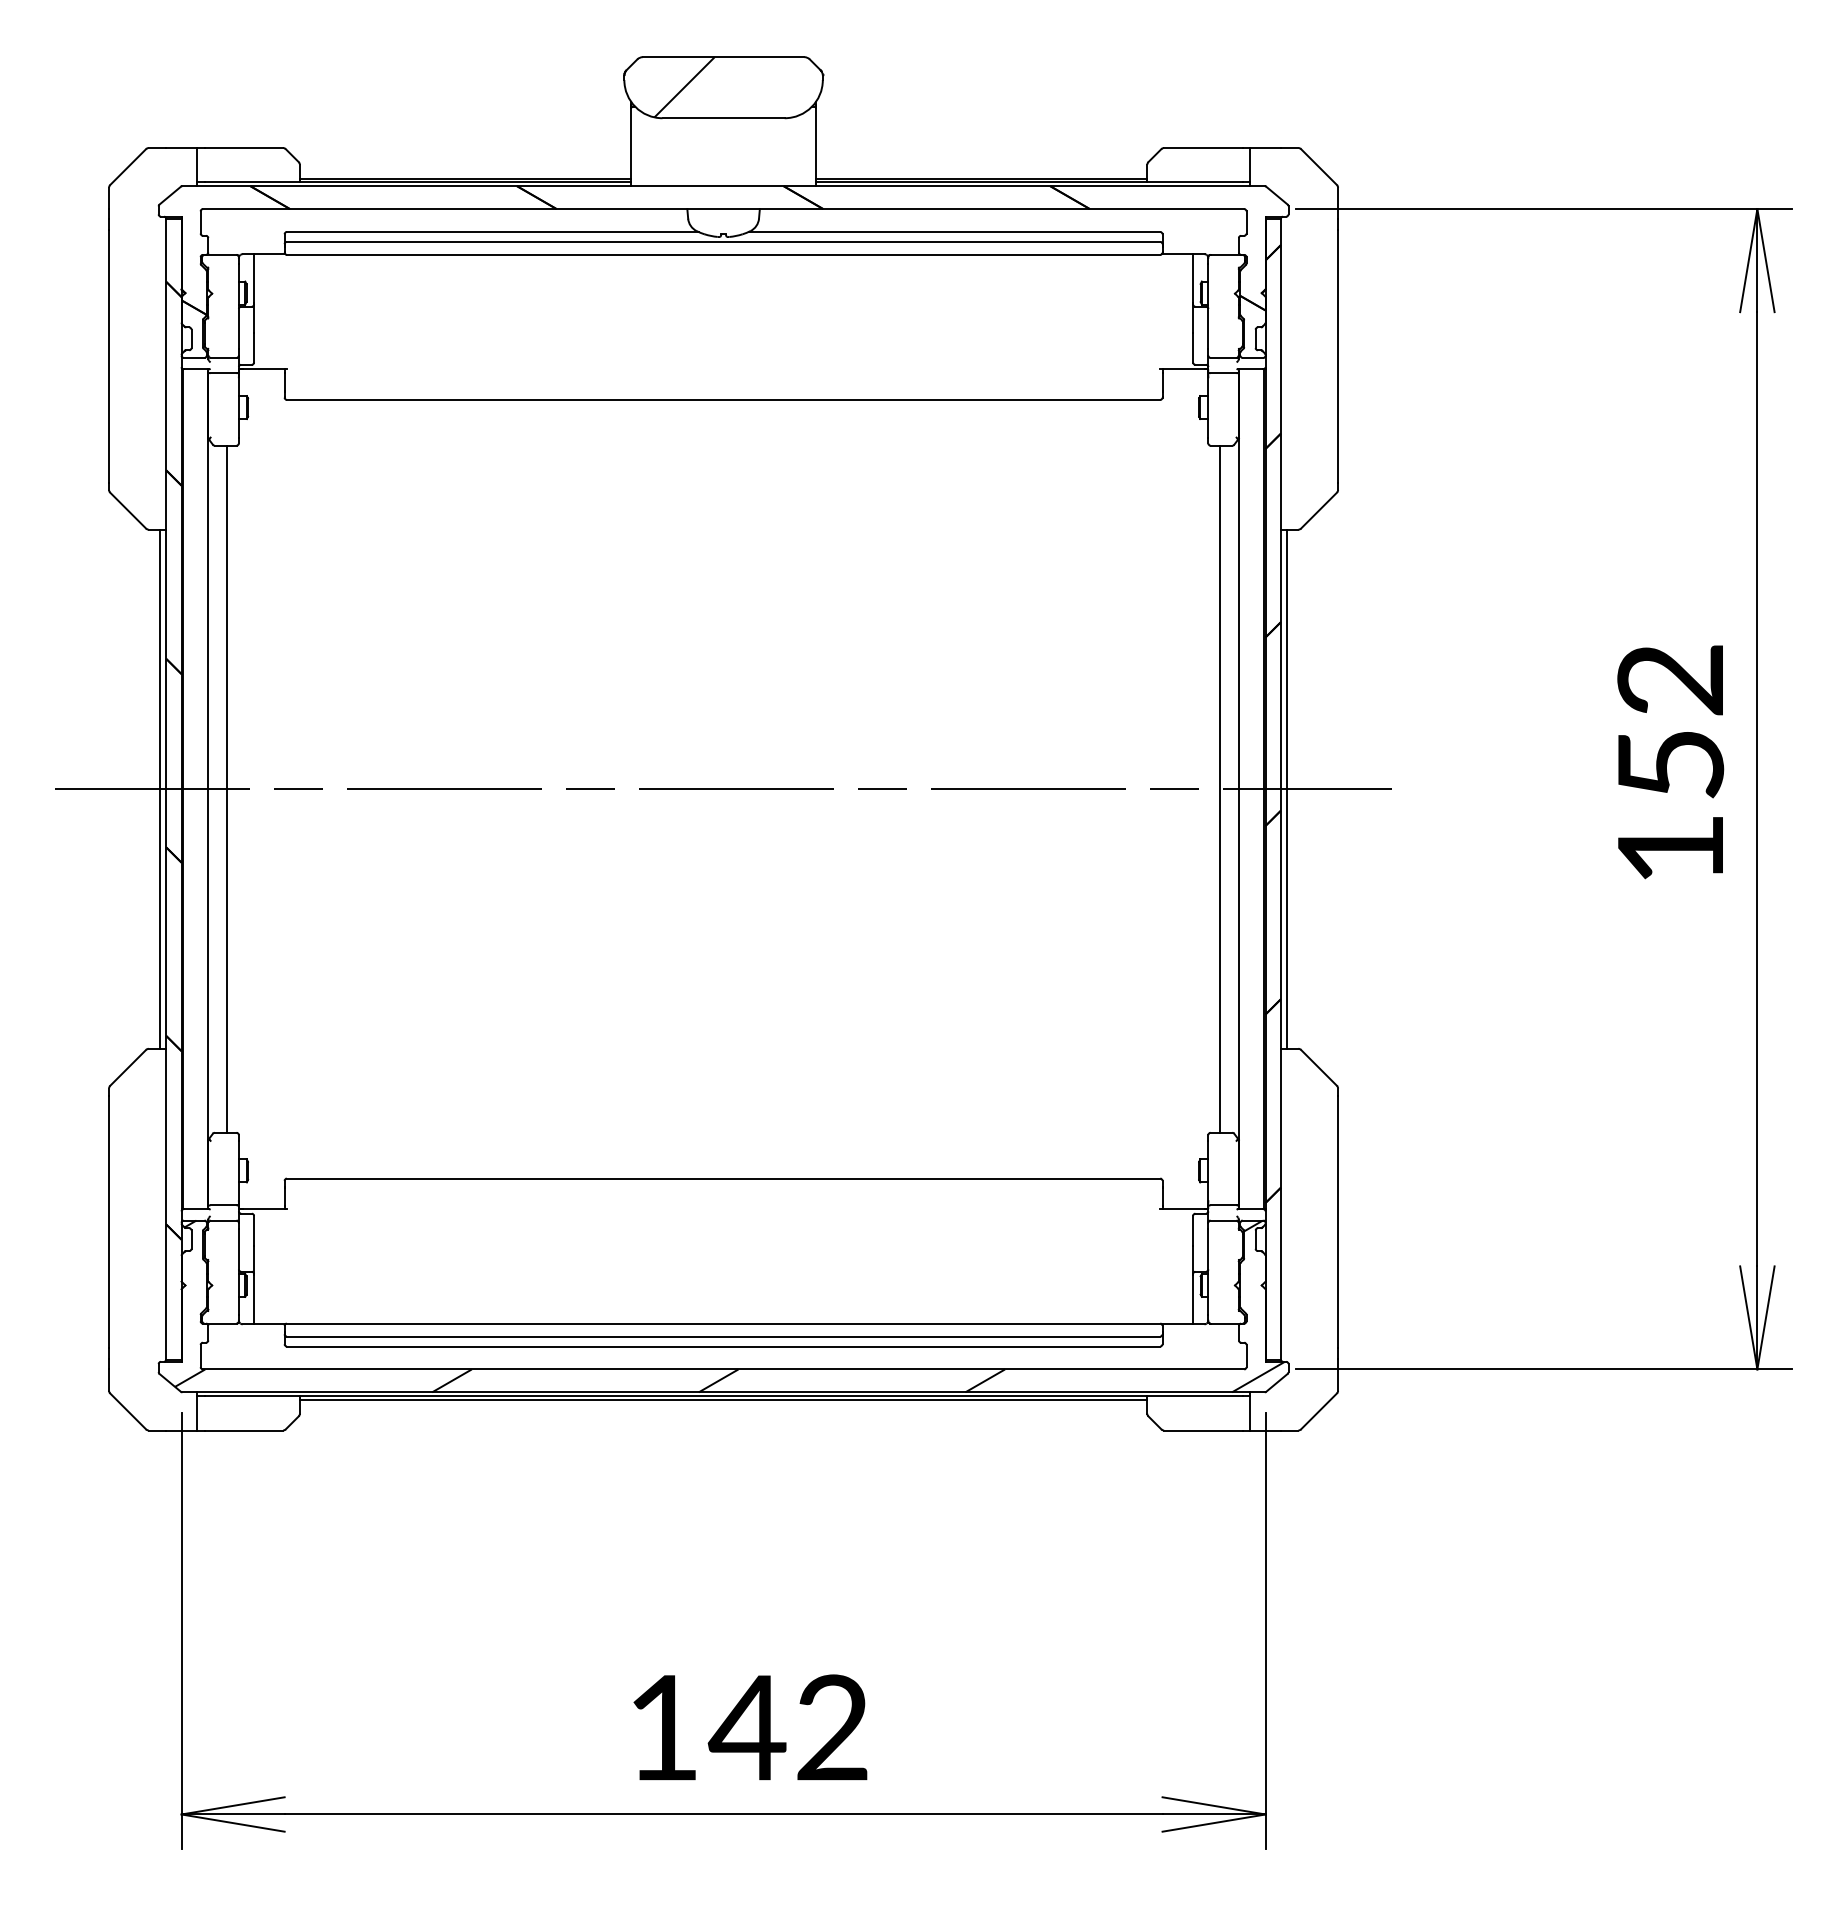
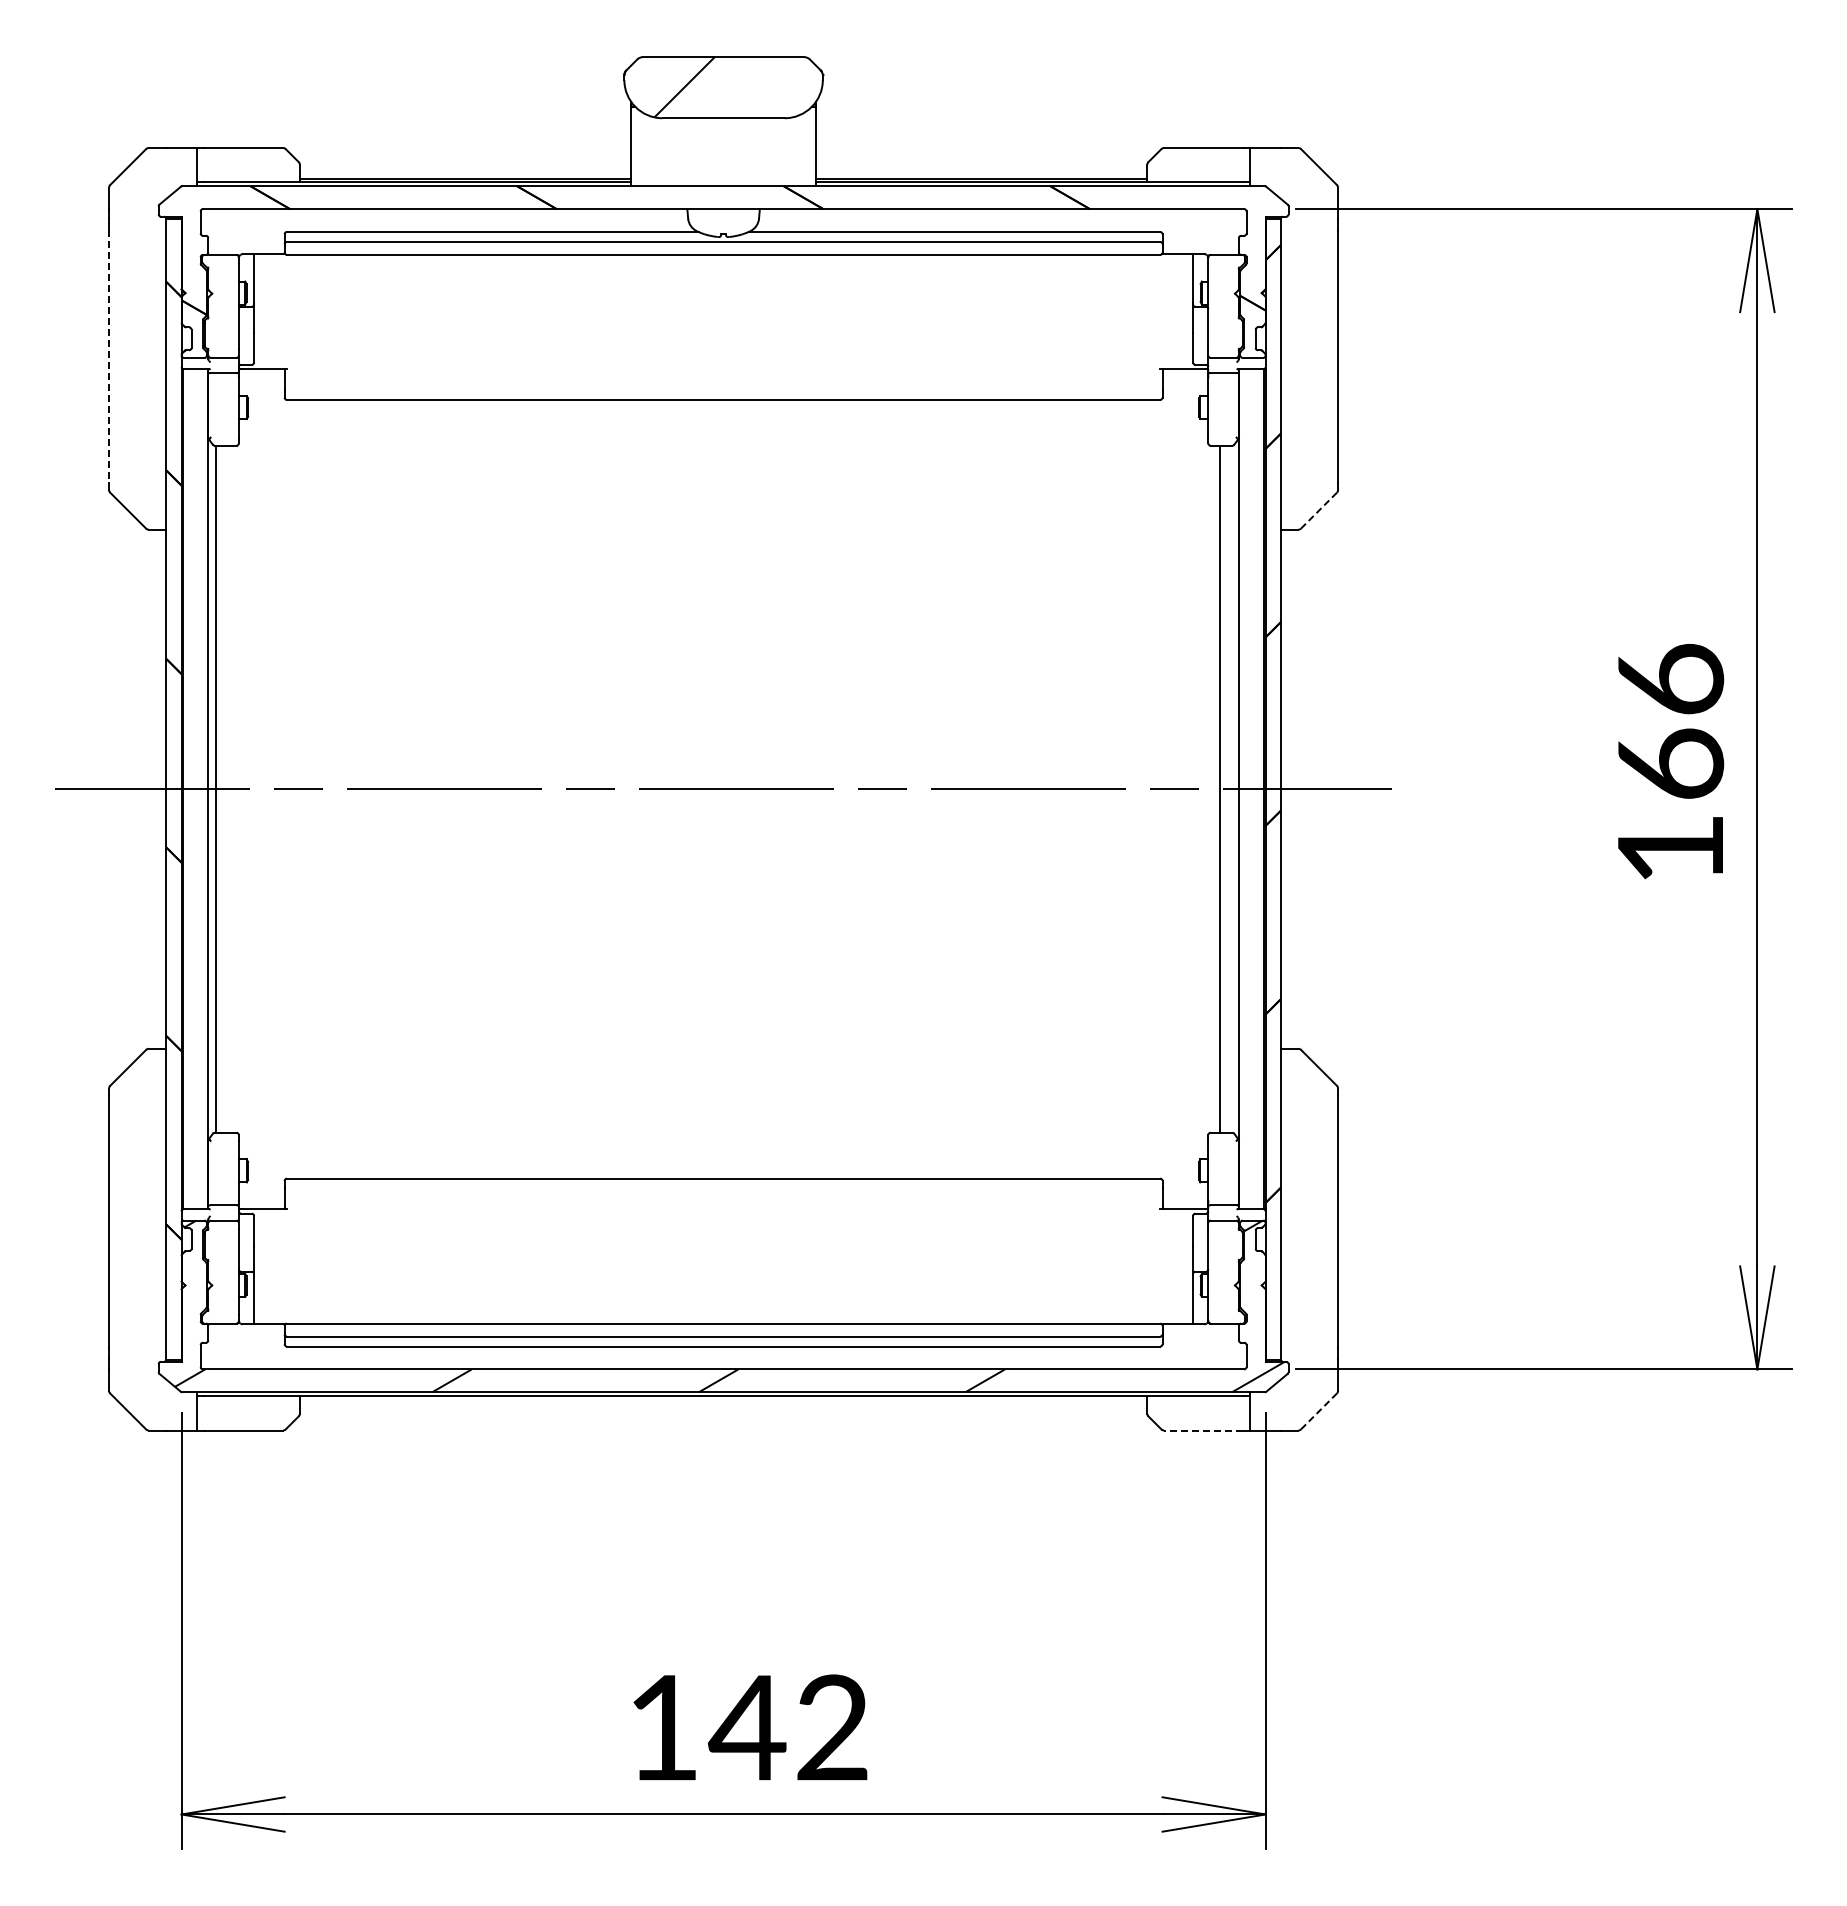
line: solid -> dashed (109, 357)
line: solid -> dashed (1318, 510)
text: 152 -> 166 (1670, 720)
line: present -> none (160, 788)
line position: (227, 788) -> (216, 788) (216, 788)
line: present -> none (1286, 788)
line: present -> none (723, 1399)
line: solid -> dashed (1319, 1411)
line: solid -> dashed (1202, 1430)
